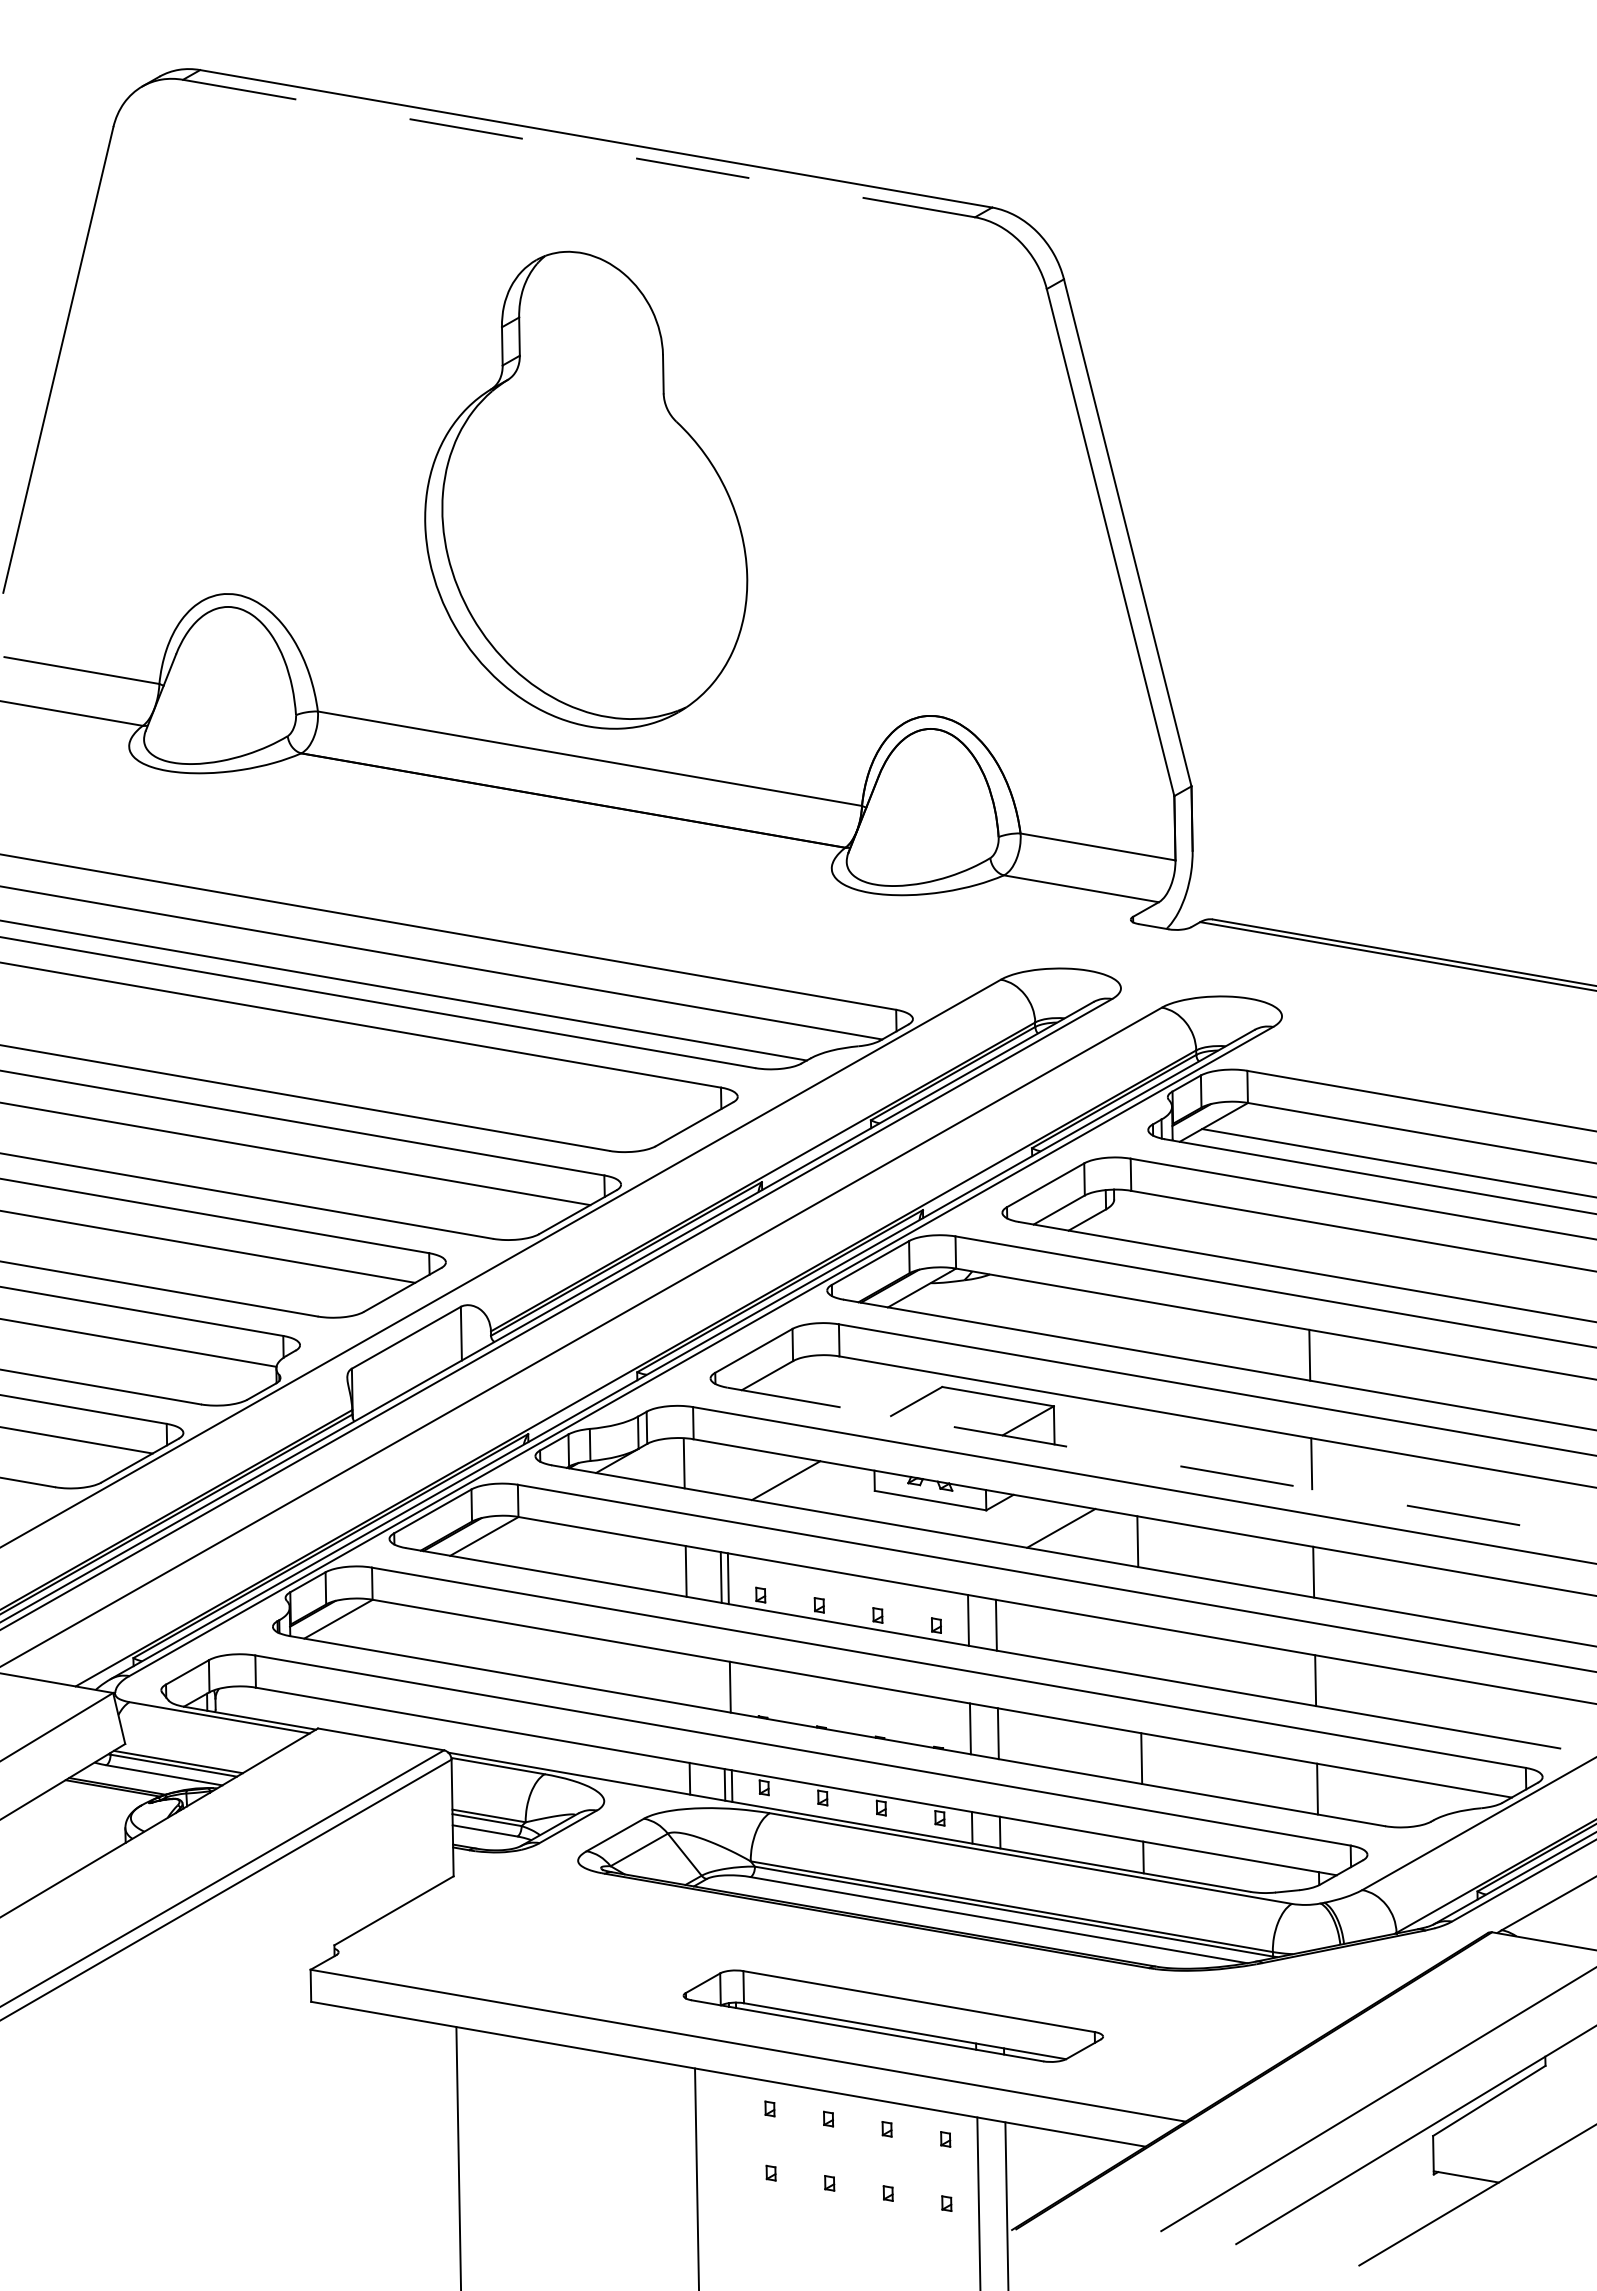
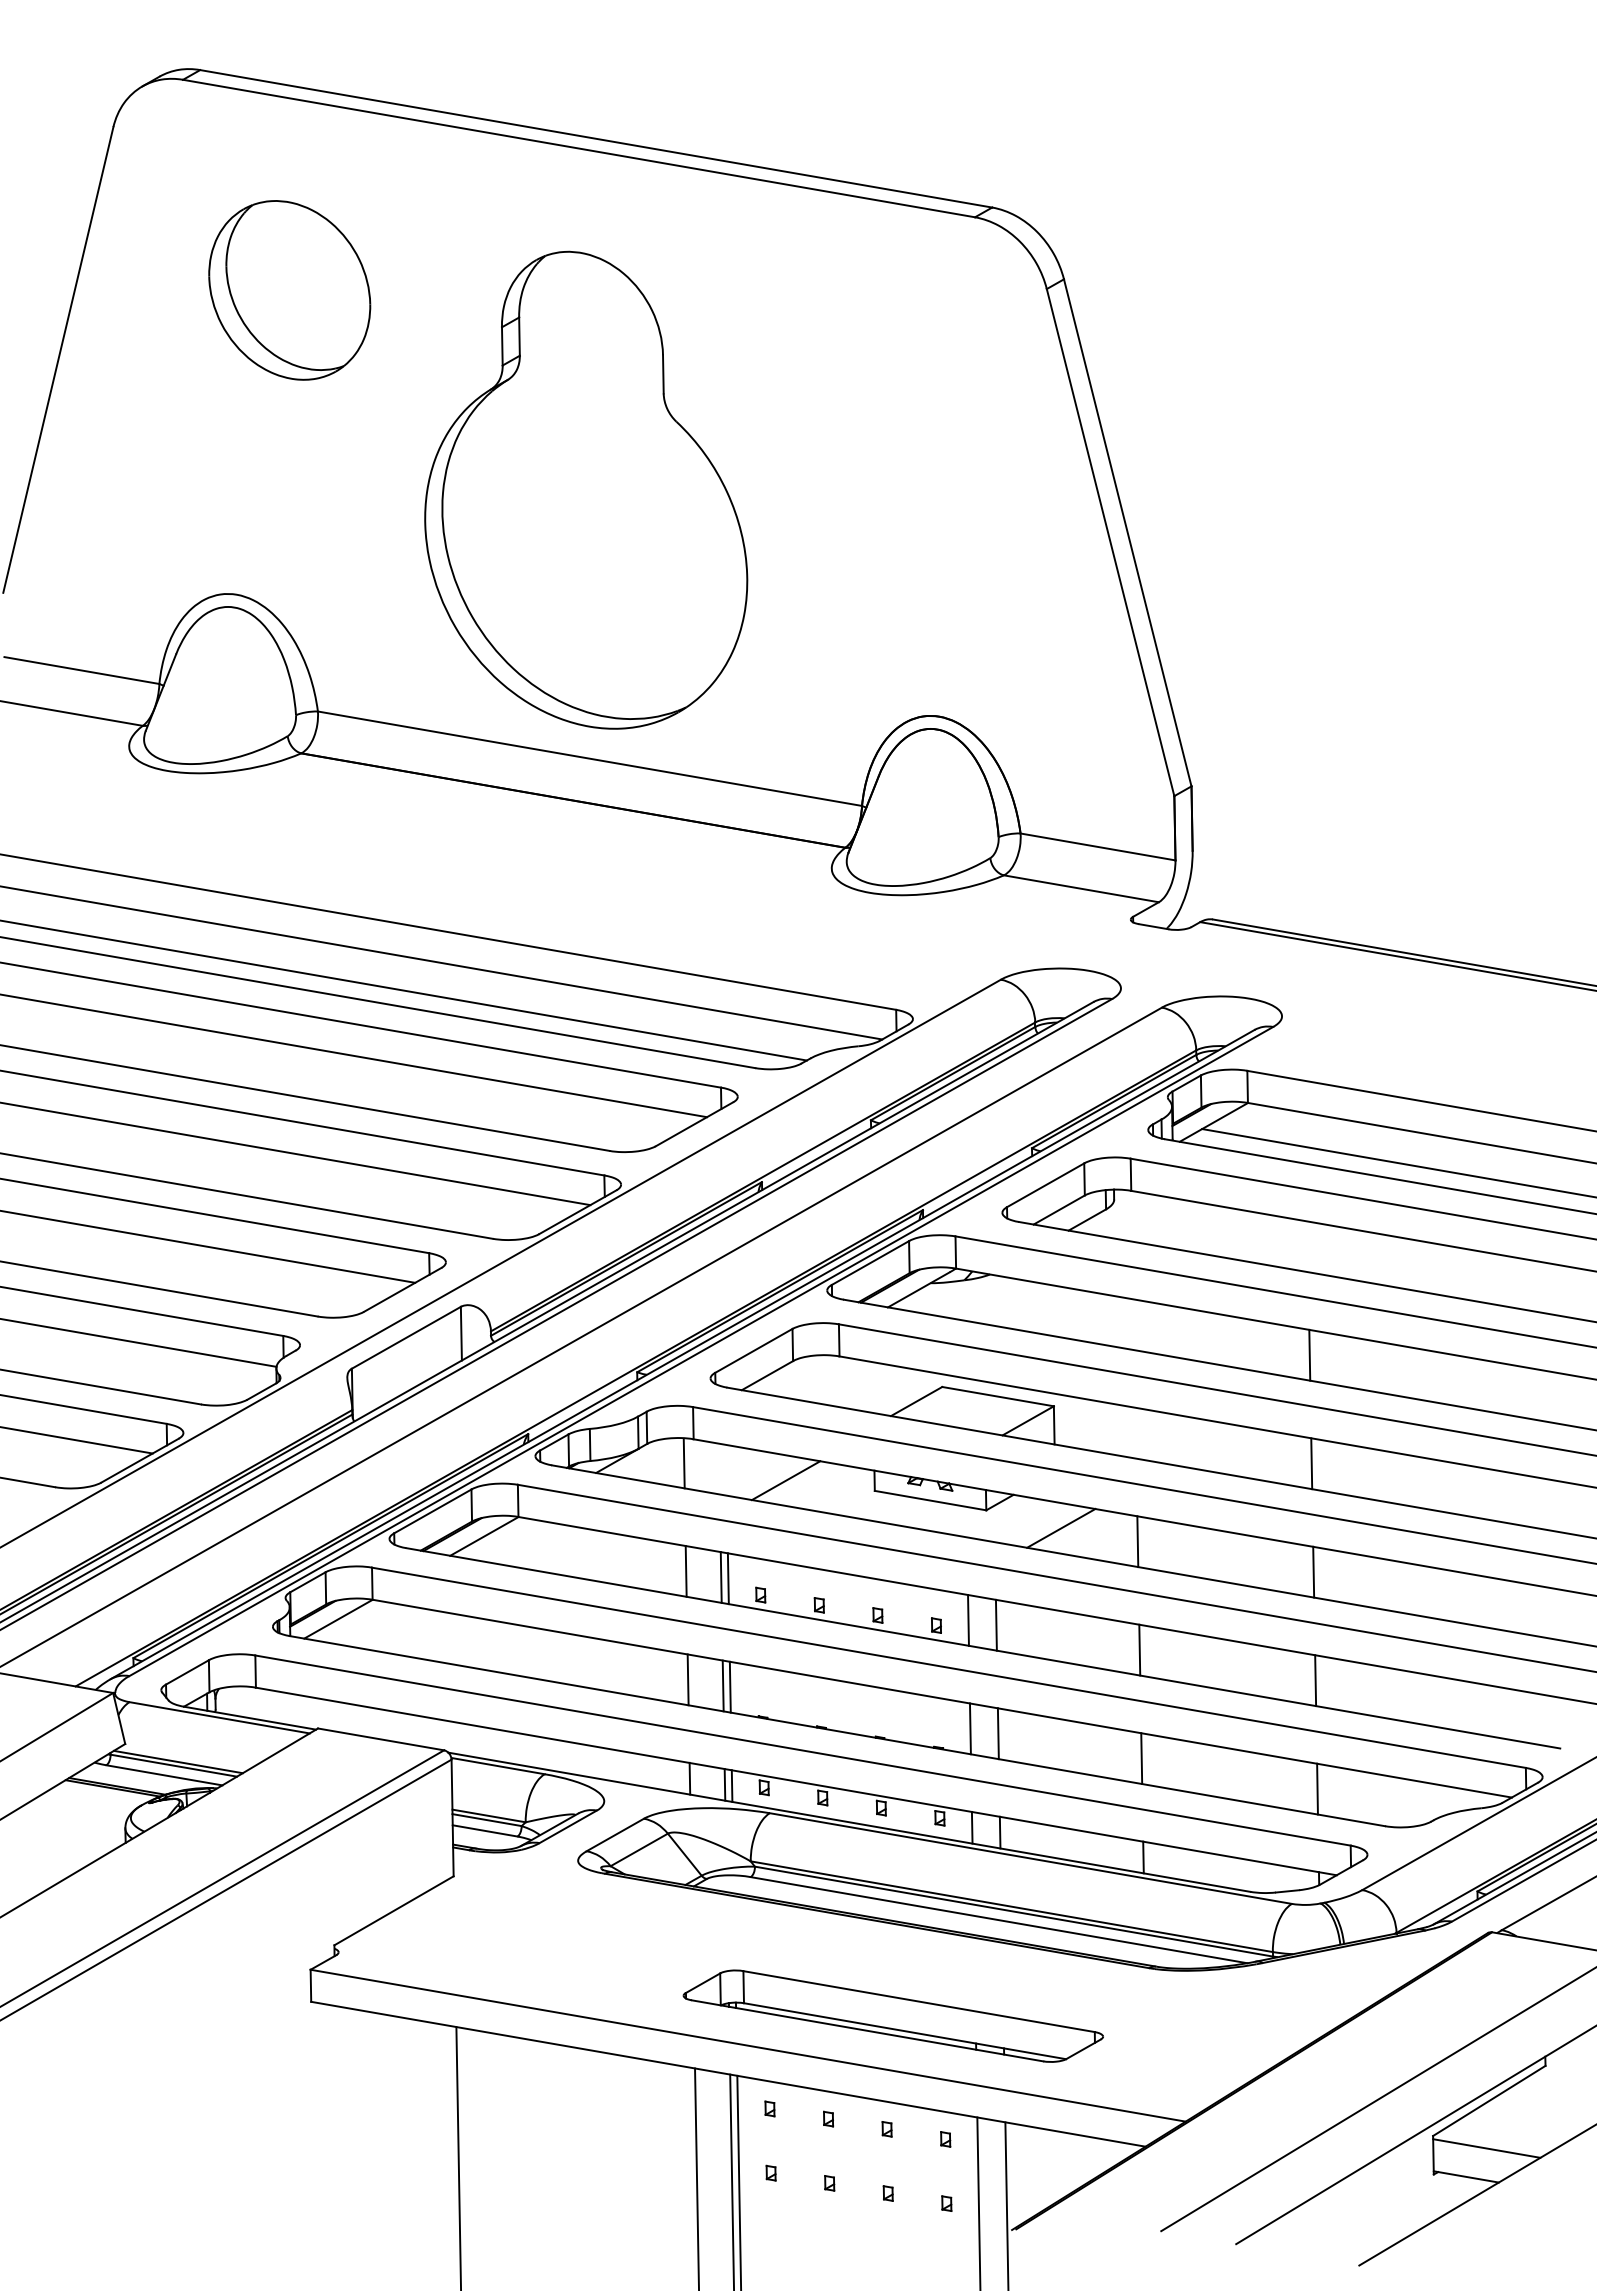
line: dashed -> solid (579, 148)
part: none -> present (289, 290)
line: none -> present (354, 1055)
line: dashed -> solid (1161, 1463)
line: none -> present (1139, 1649)
line: none -> present (687, 1679)
line: none -> present (722, 1685)
line: none -> present (1486, 2148)
line: none -> present (731, 2180)
line: none -> present (739, 2181)
